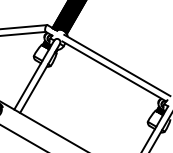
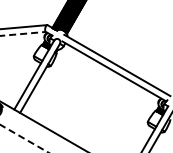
line: solid -> dashed (23, 33)
line: solid -> dashed (24, 138)
